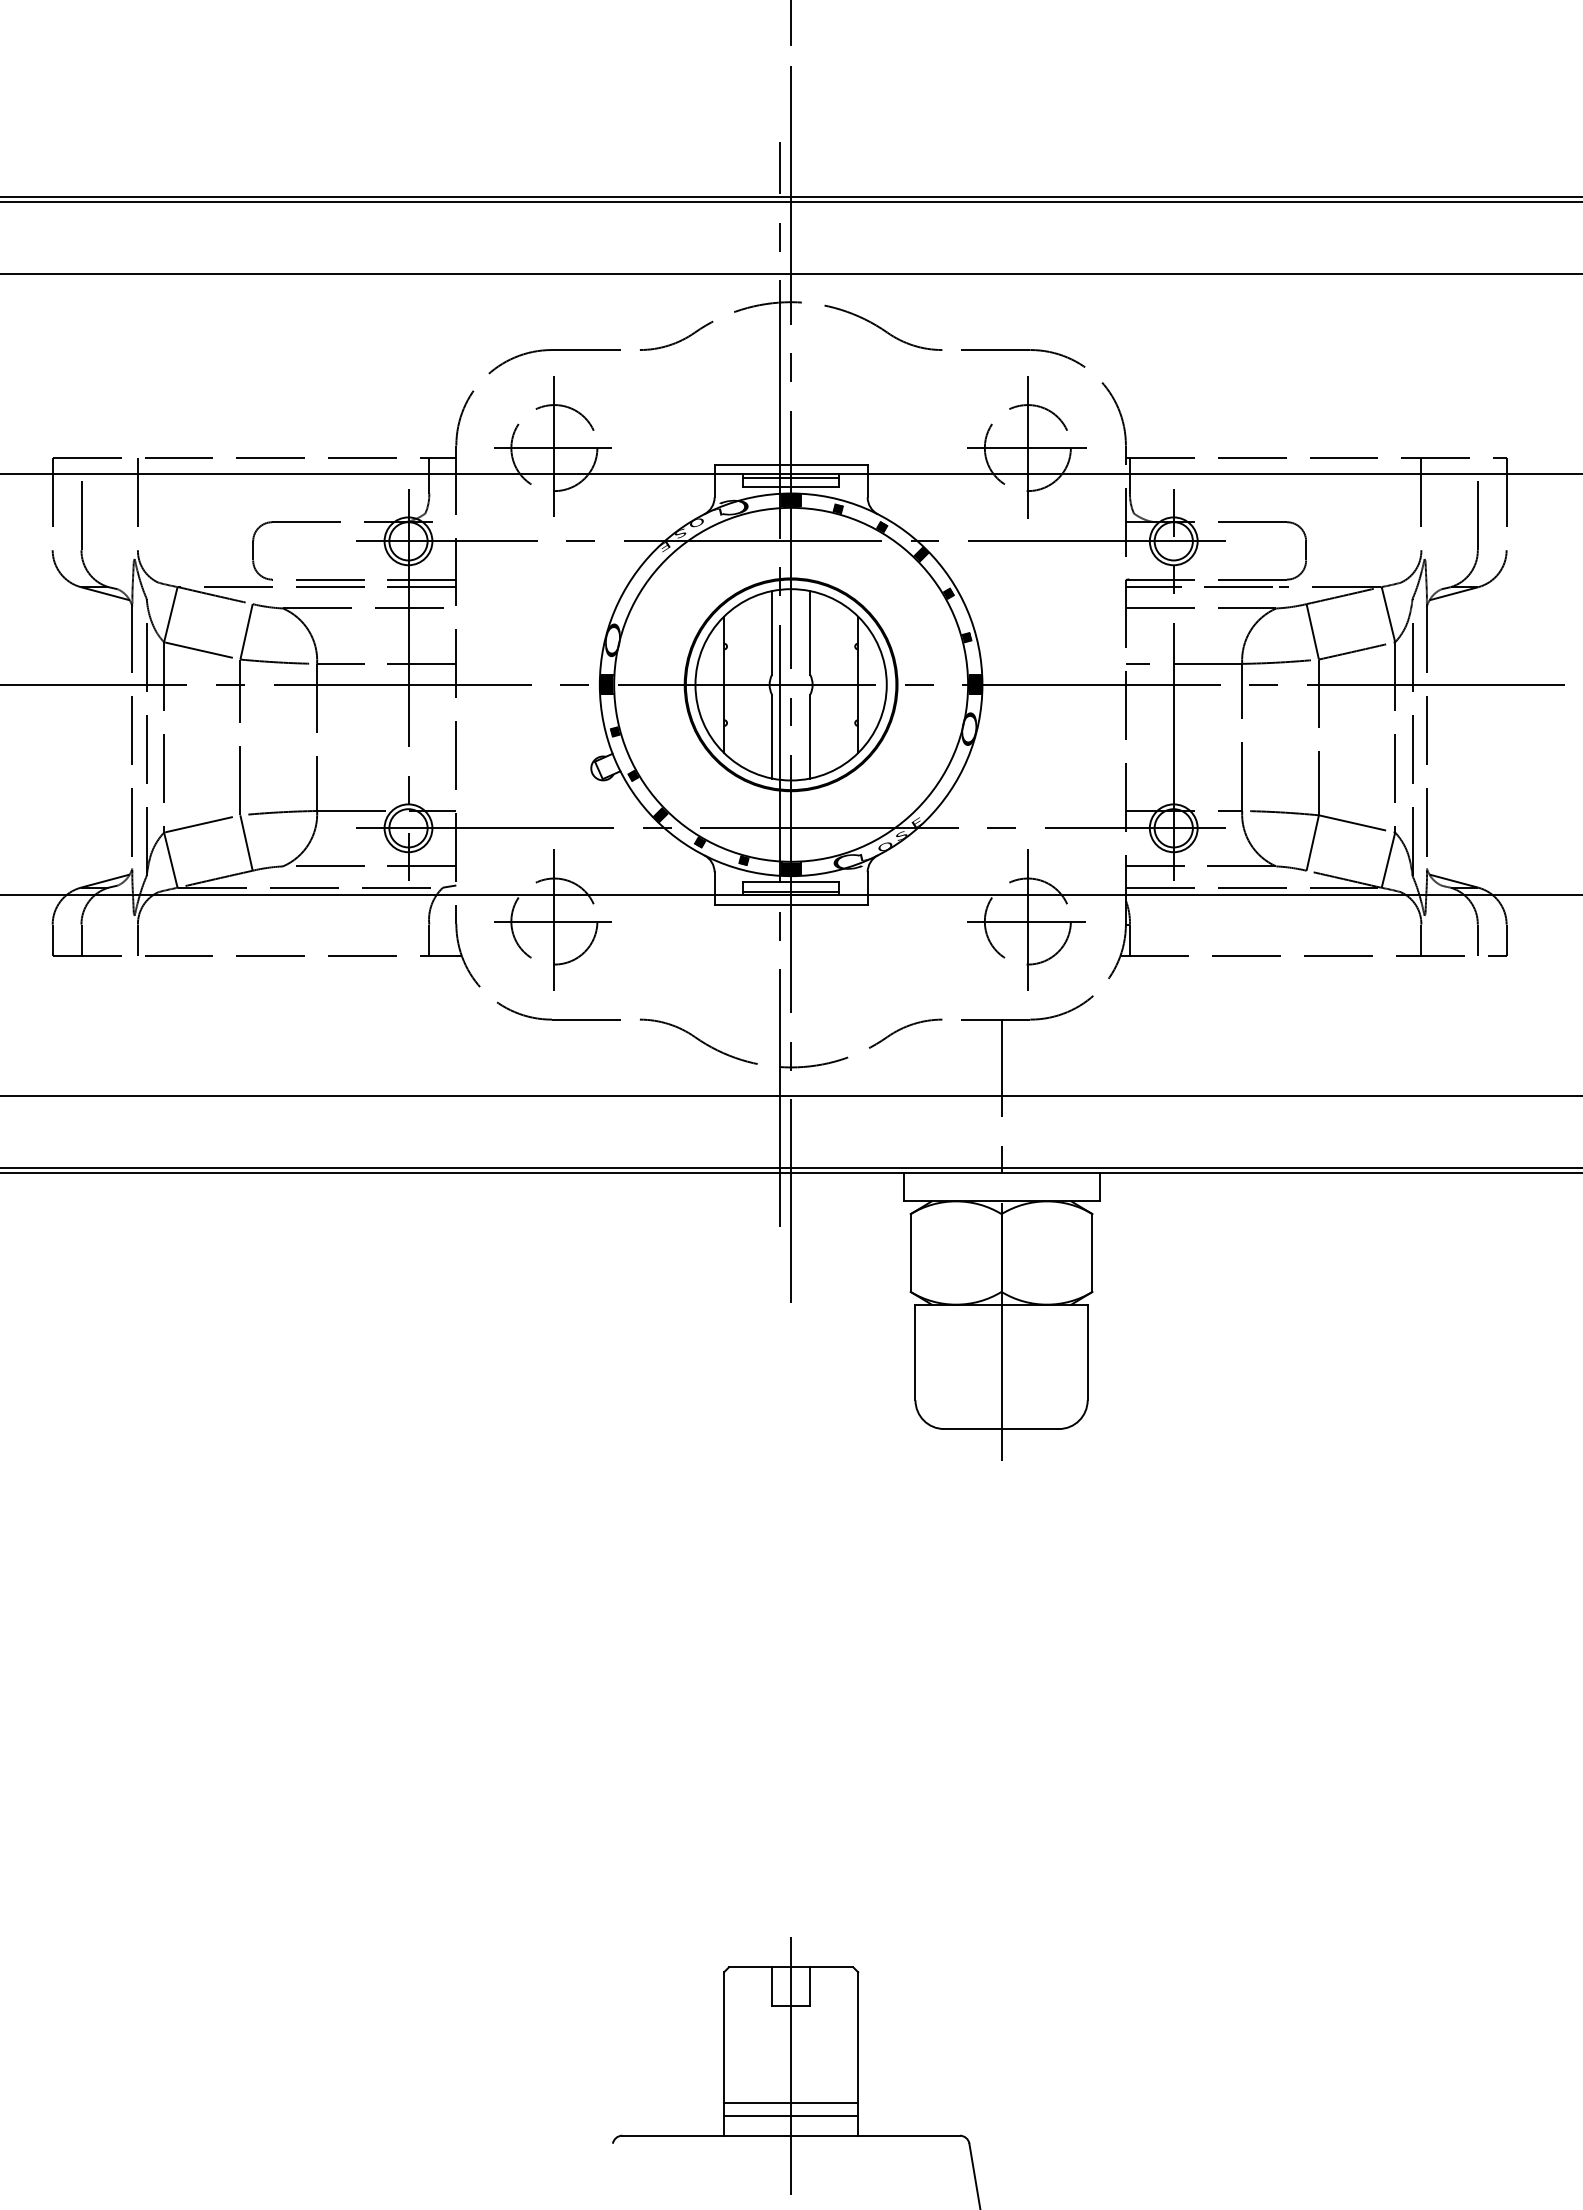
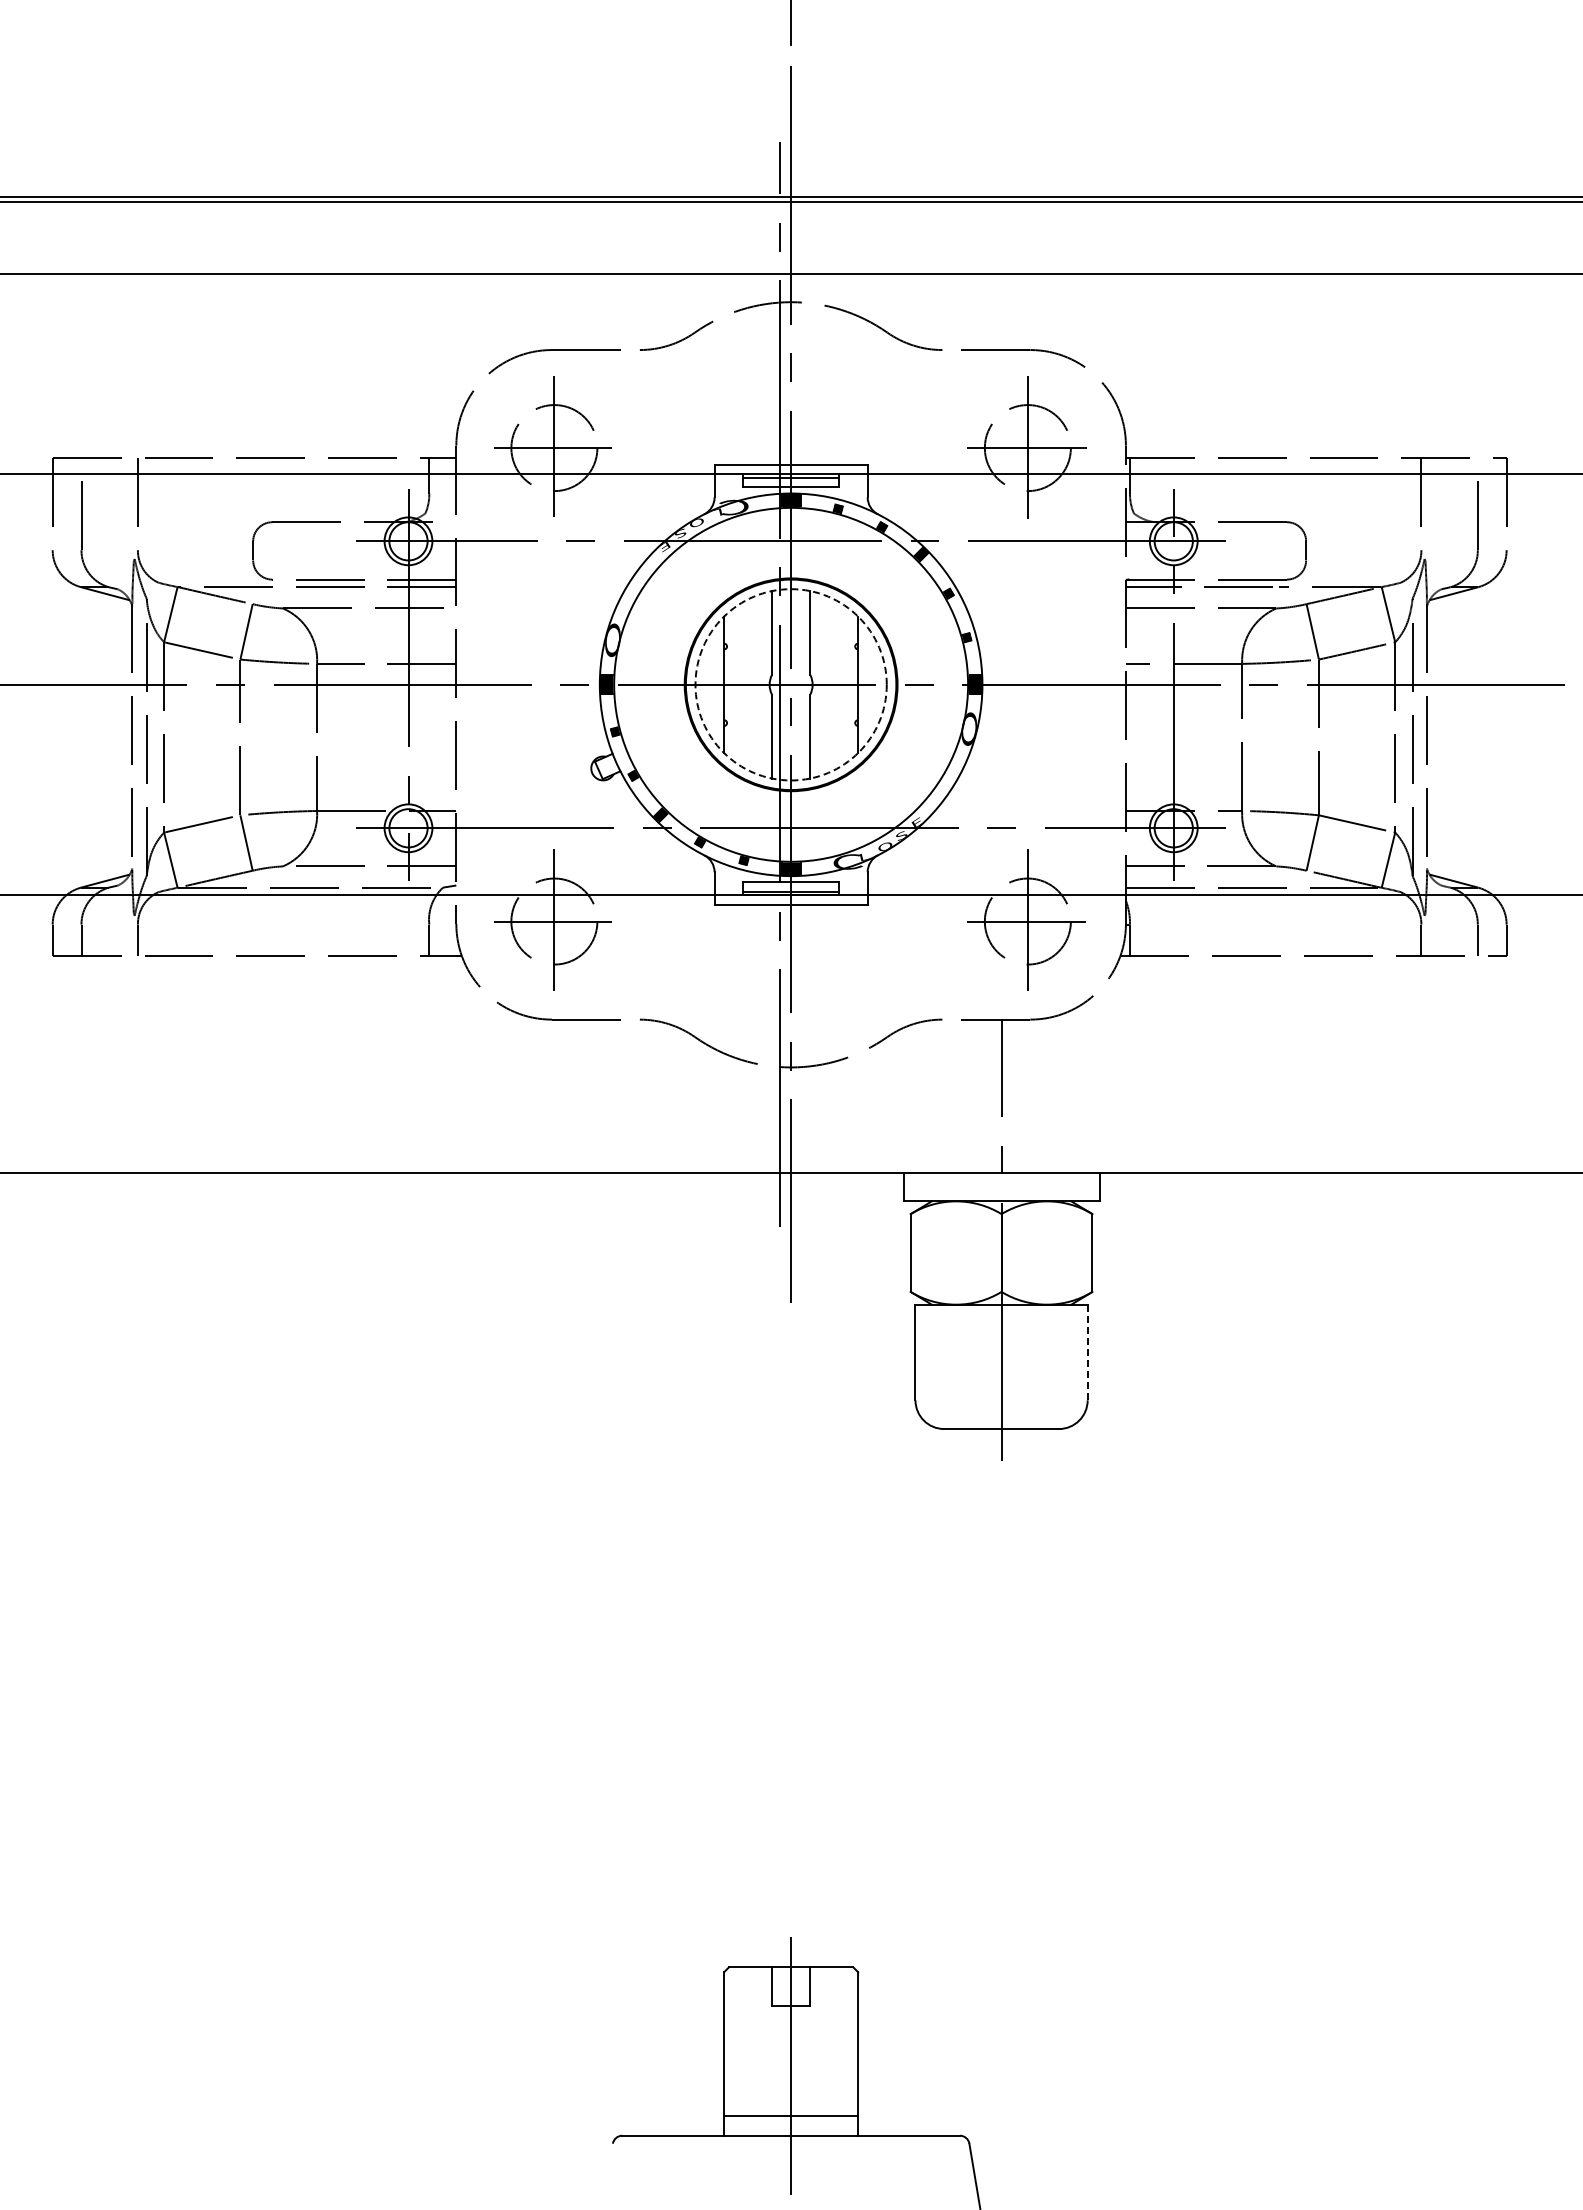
circle: solid -> dashed (790, 684)
line: present -> none (790, 1096)
line: present -> none (790, 1167)
line: solid -> dashed (1087, 1352)
line: present -> none (791, 2102)
